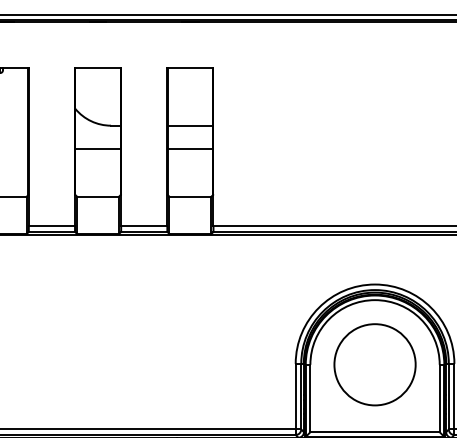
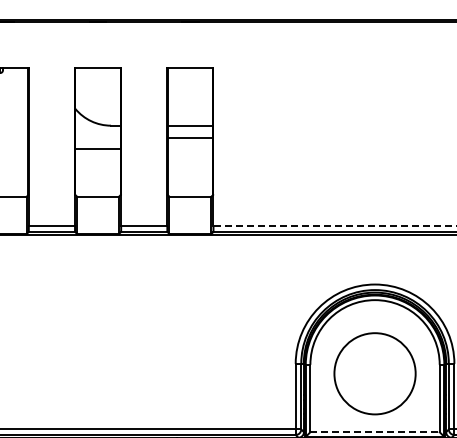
line: present -> none (227, 14)
line position: (190, 148) -> (190, 137) (190, 137)
line: solid -> dashed (334, 226)
circle position: (374, 364) -> (374, 373) (374, 373)
line: solid -> dashed (375, 432)
